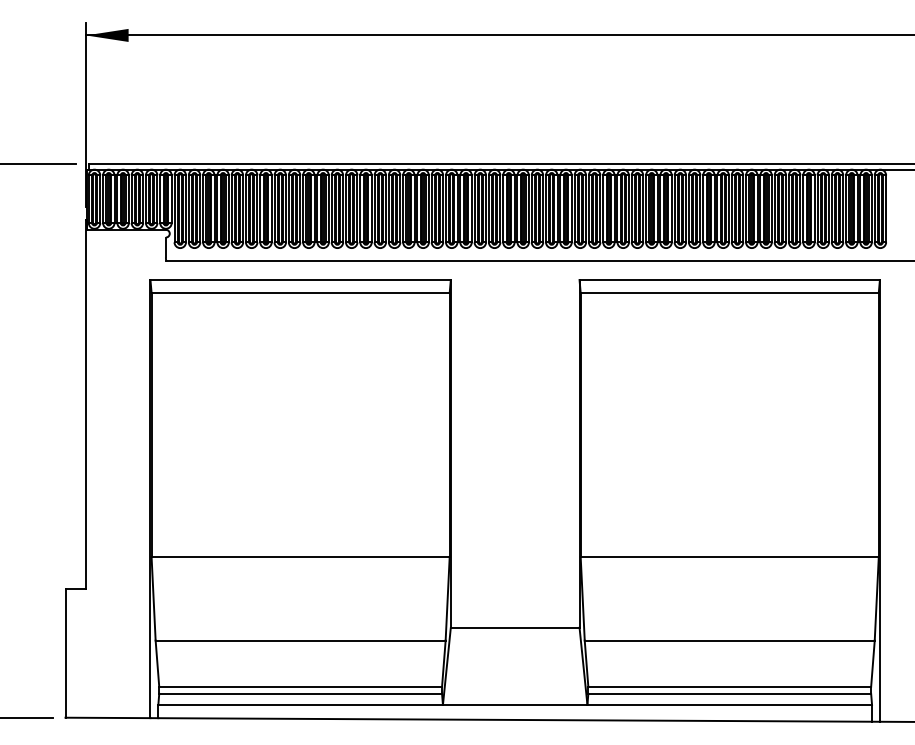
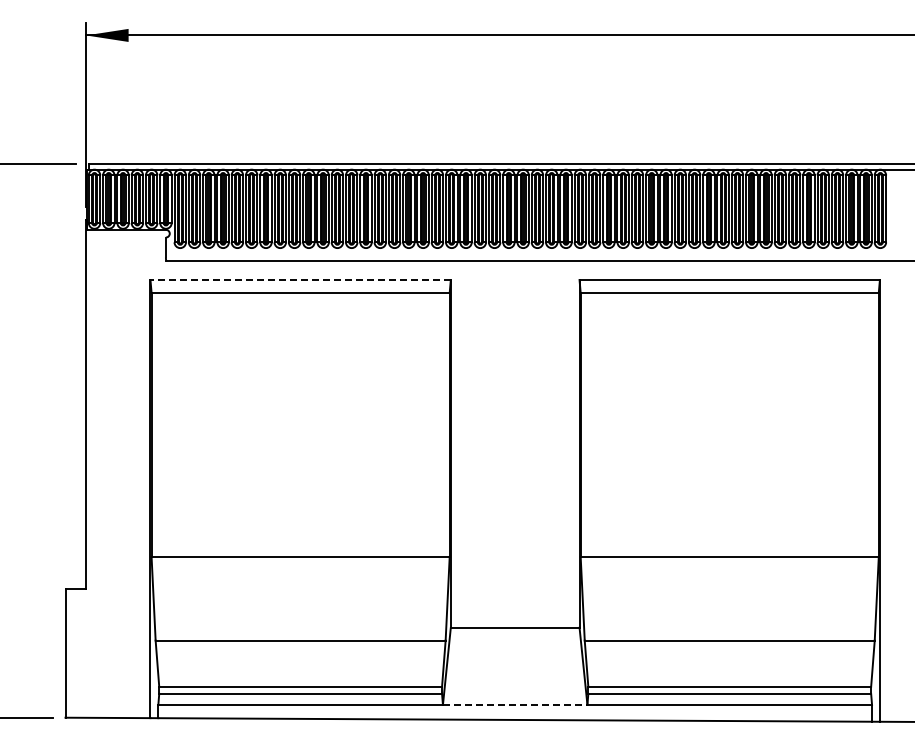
line: solid -> dashed (300, 280)
line: solid -> dashed (515, 704)
